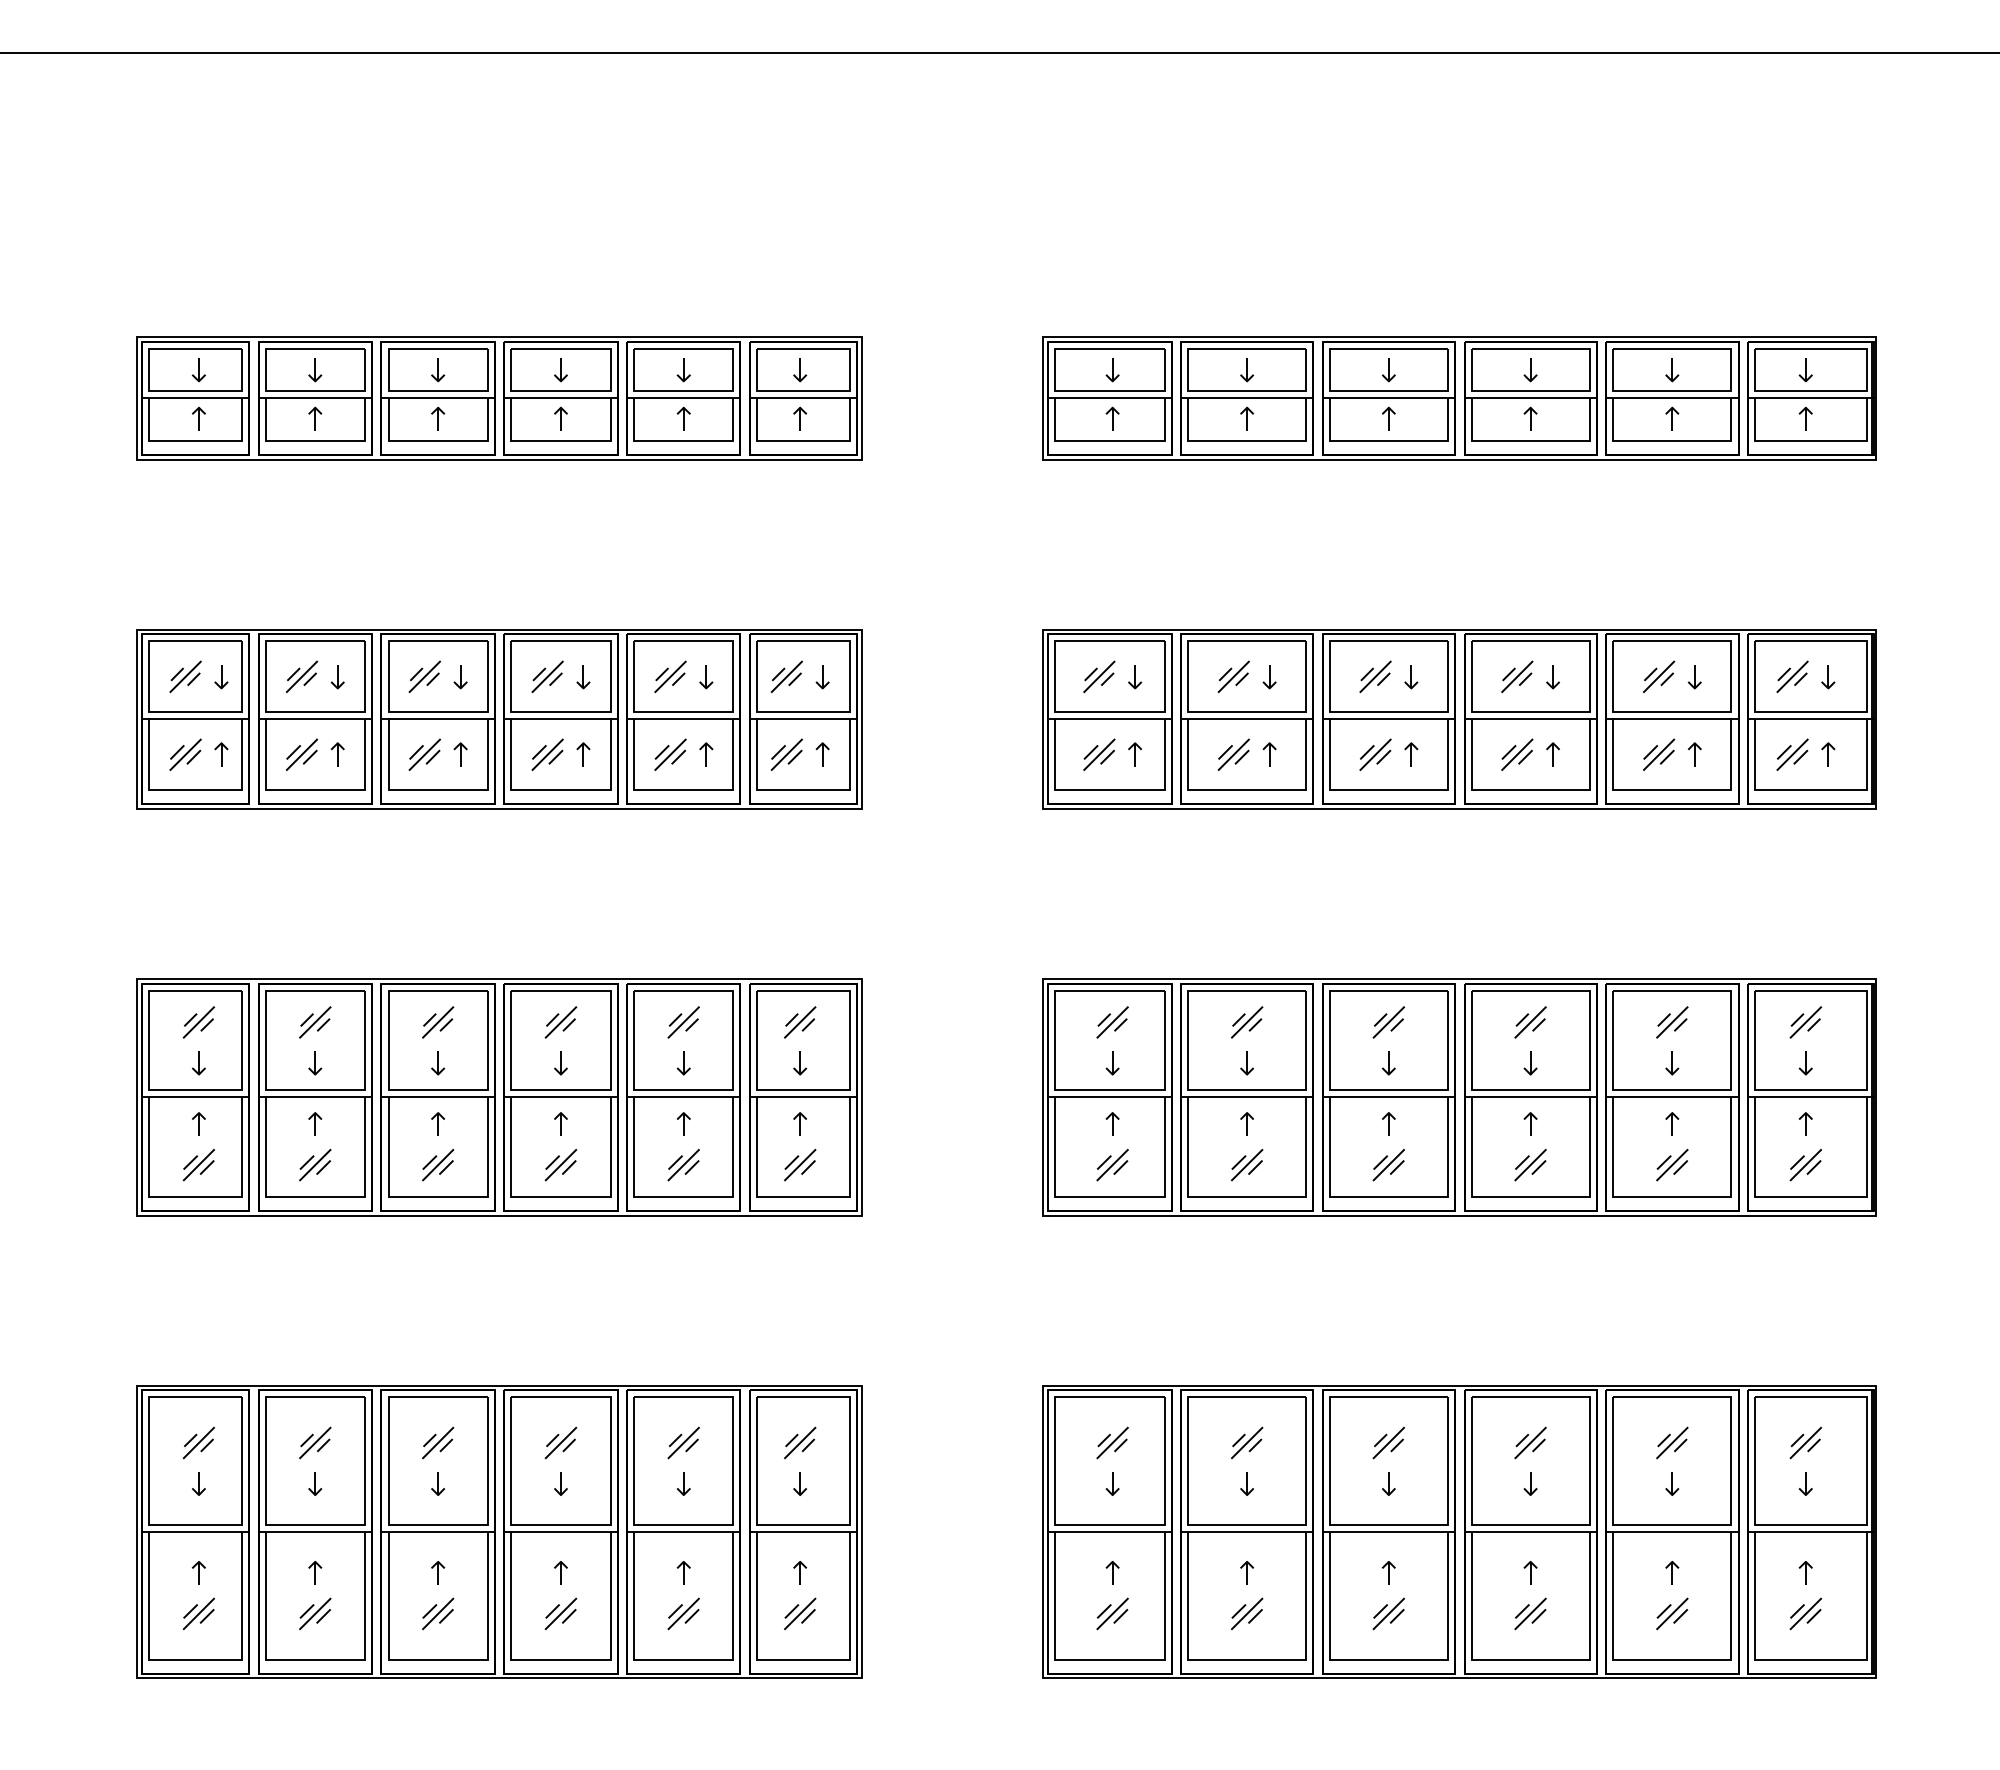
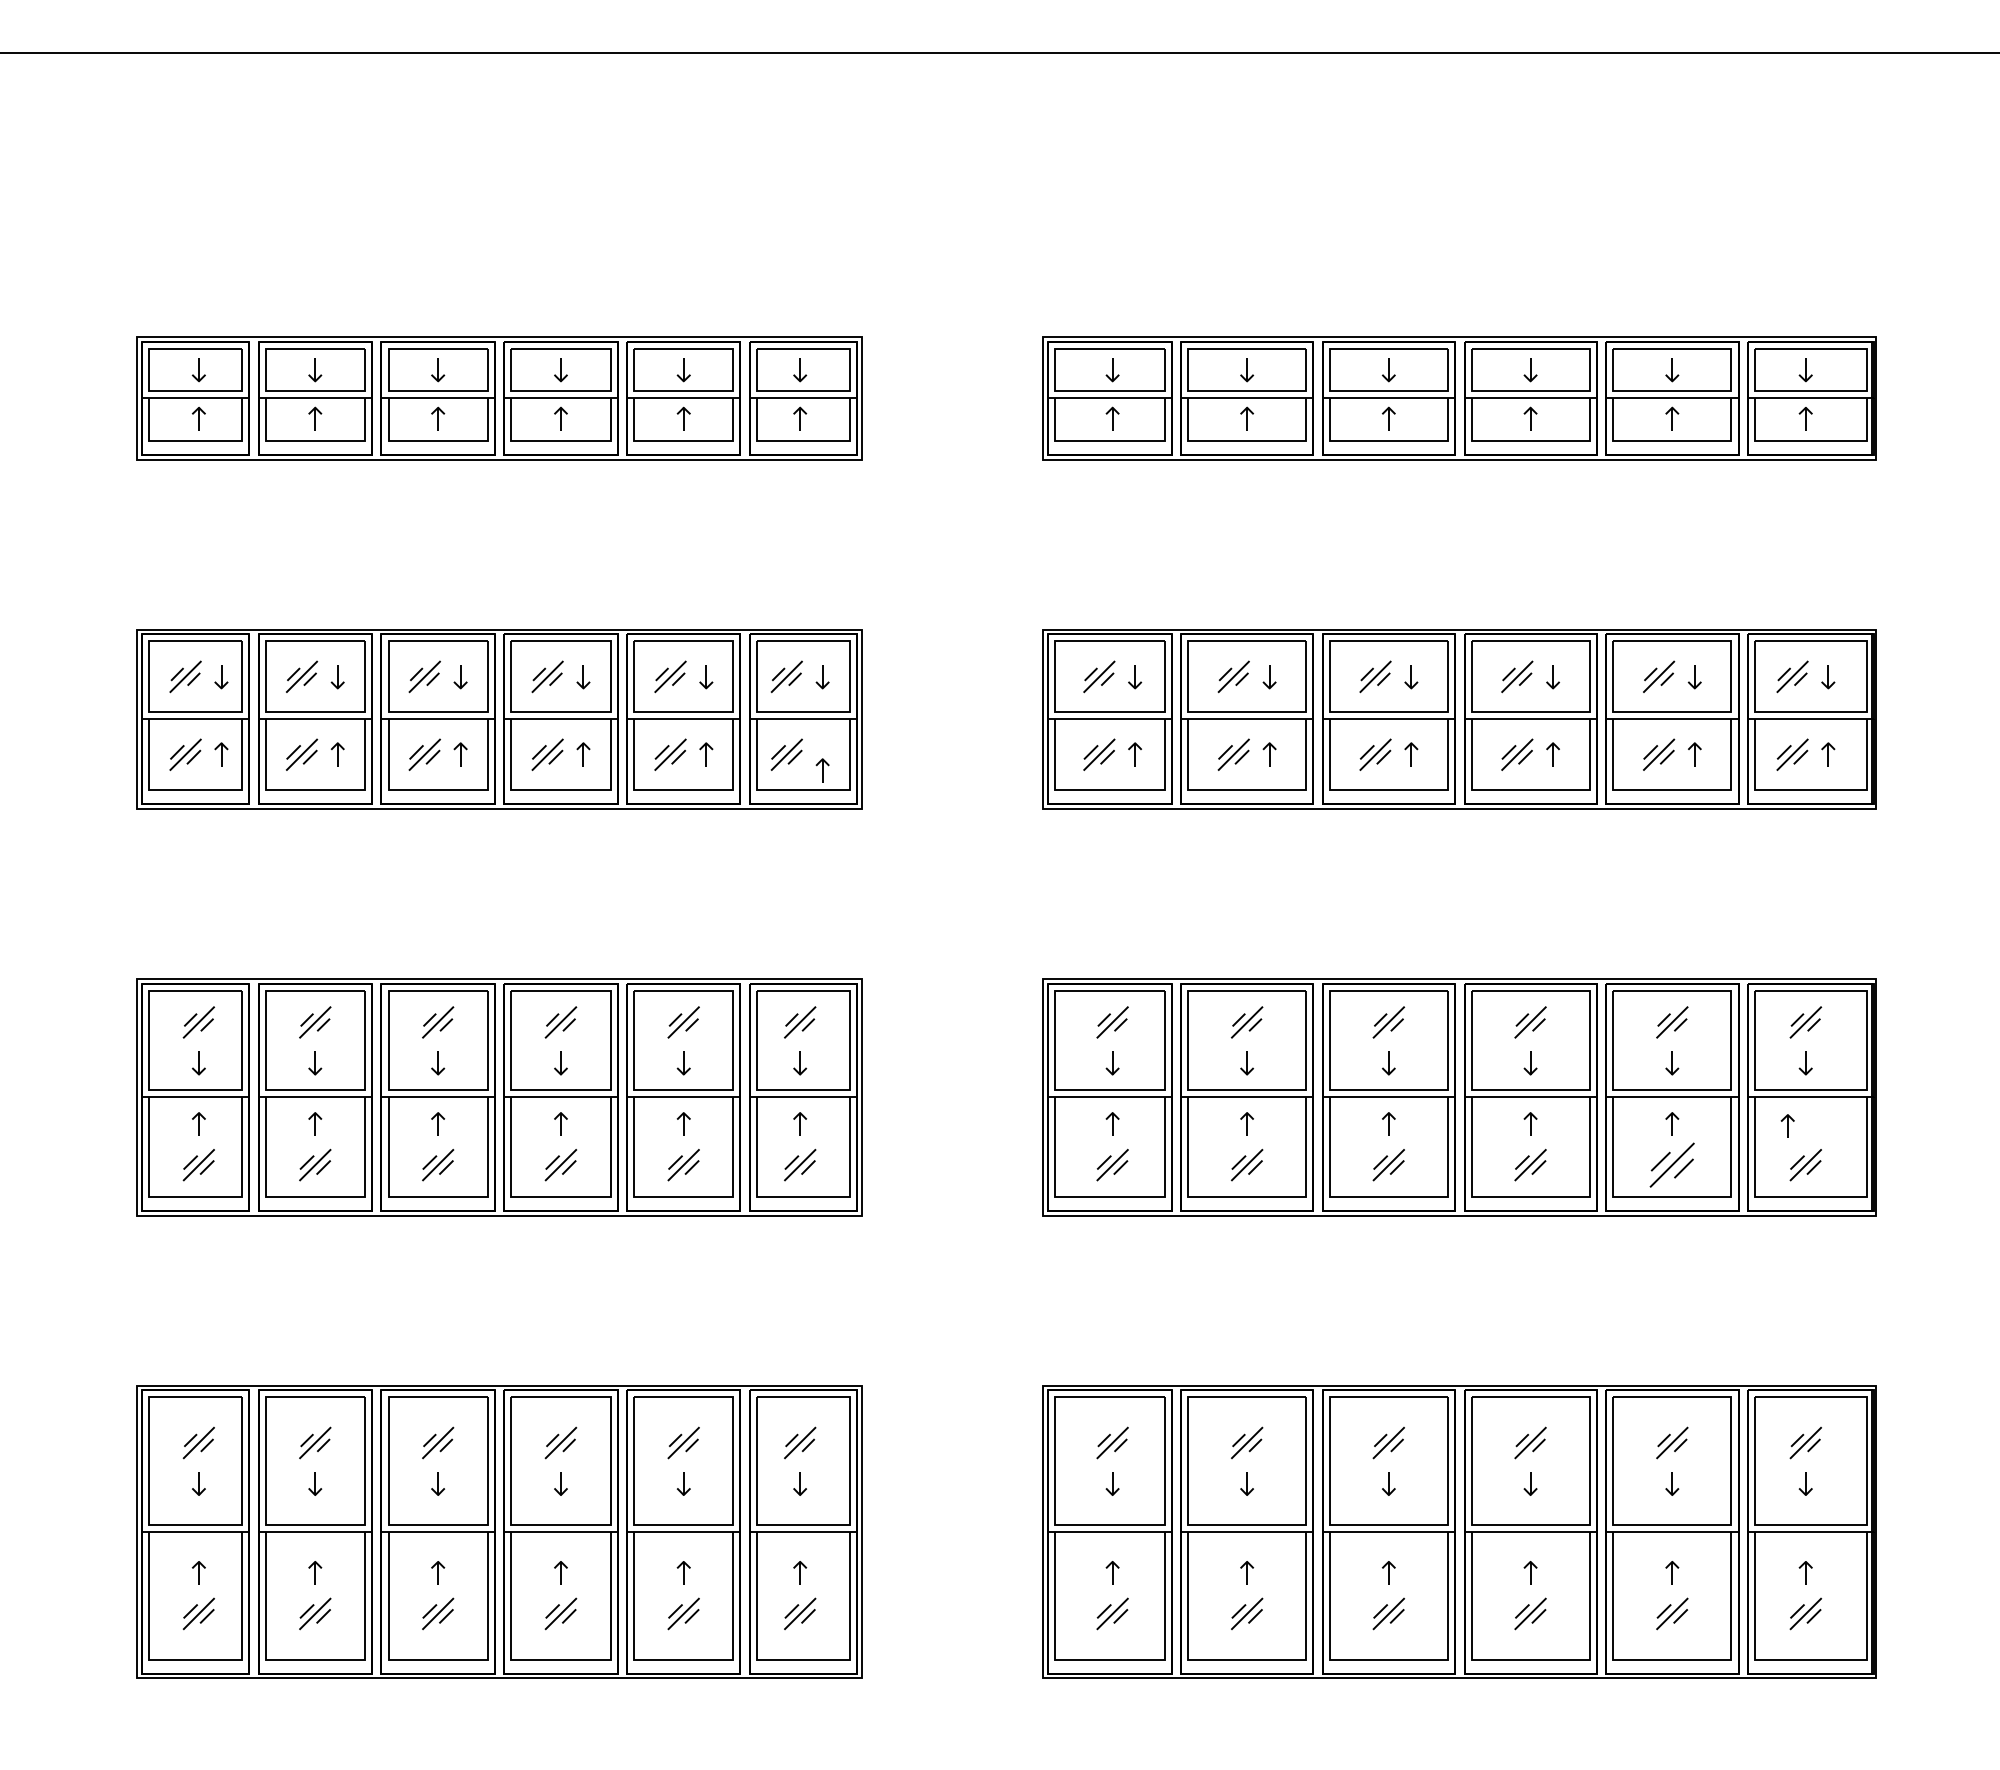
part position: (822, 754) -> (822, 770) (822, 770)
part position: (1805, 1123) -> (1787, 1125) (1787, 1125)
part size: 33x34 px -> 46x46 px (1671, 1164)
